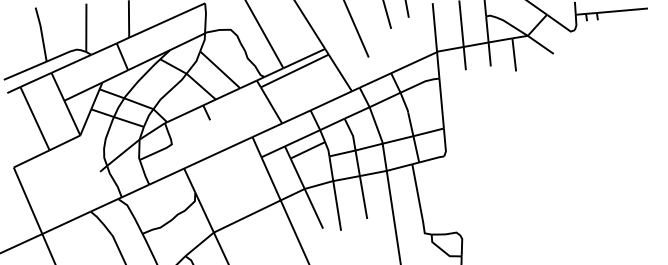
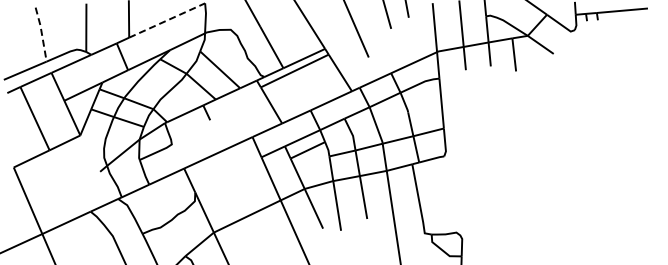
line: solid -> dashed (167, 20)
line: solid -> dashed (41, 34)
